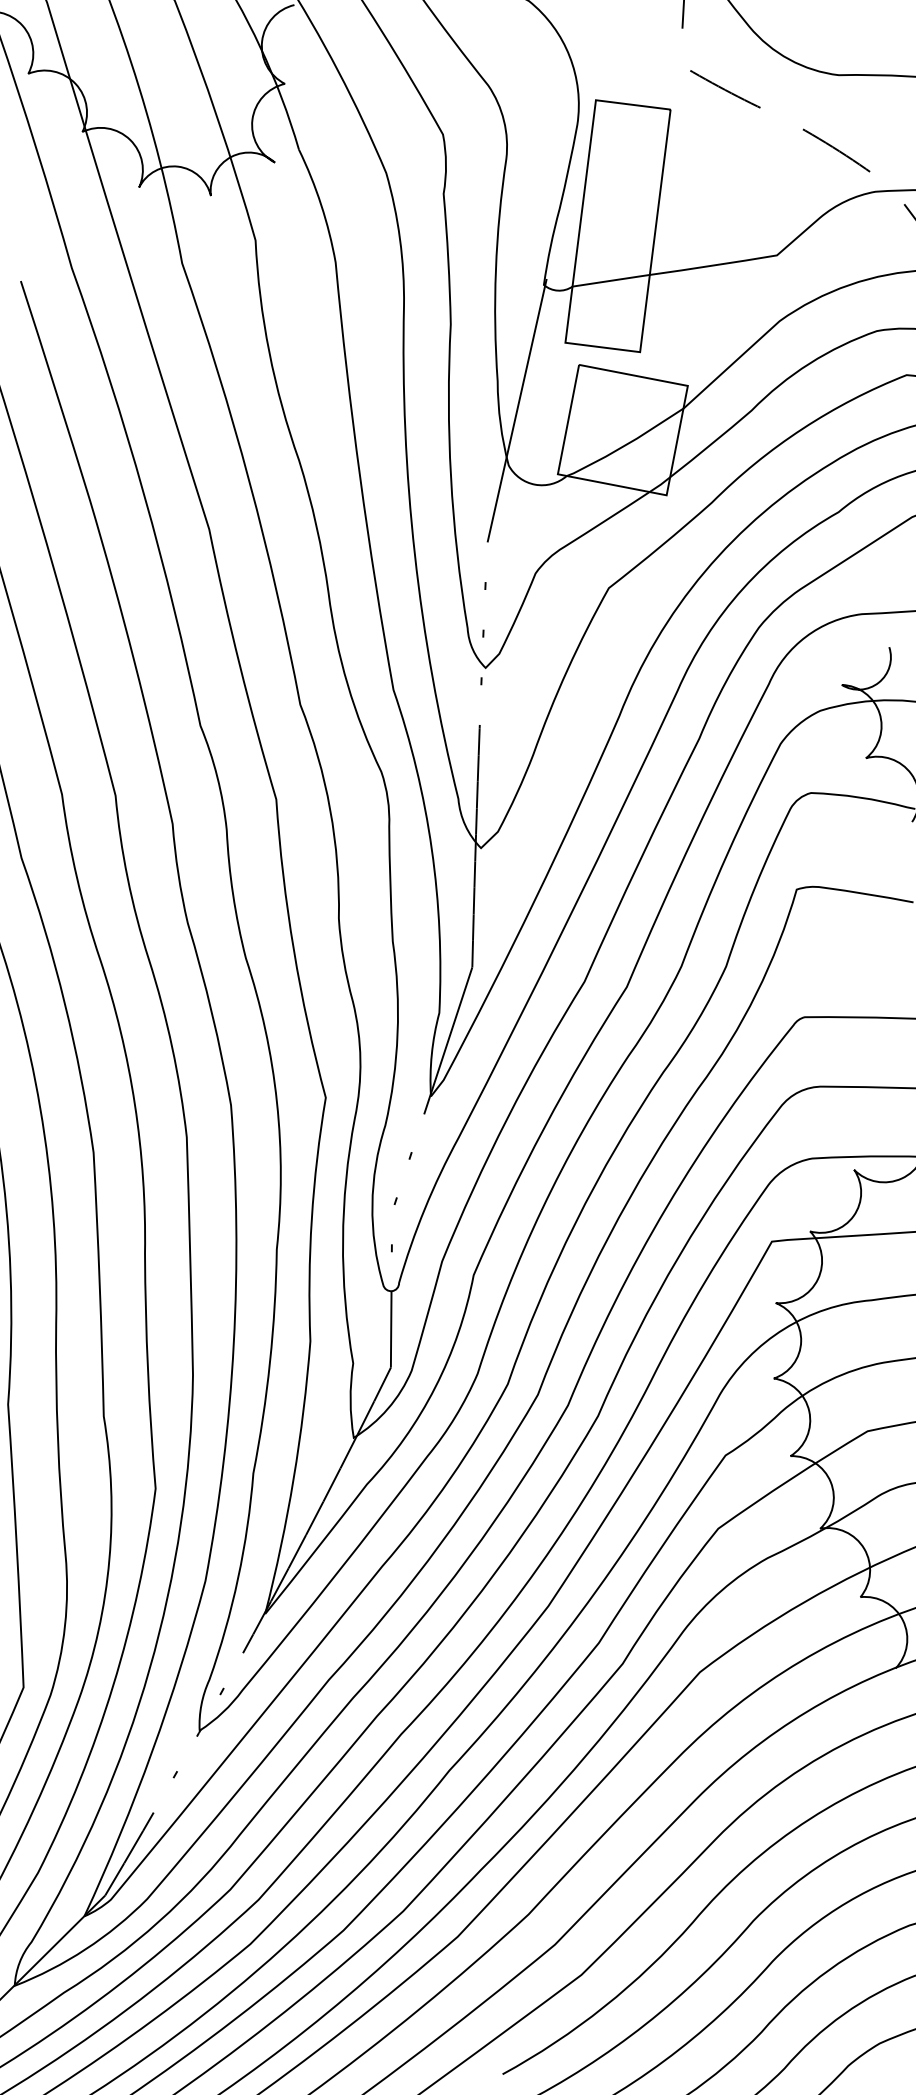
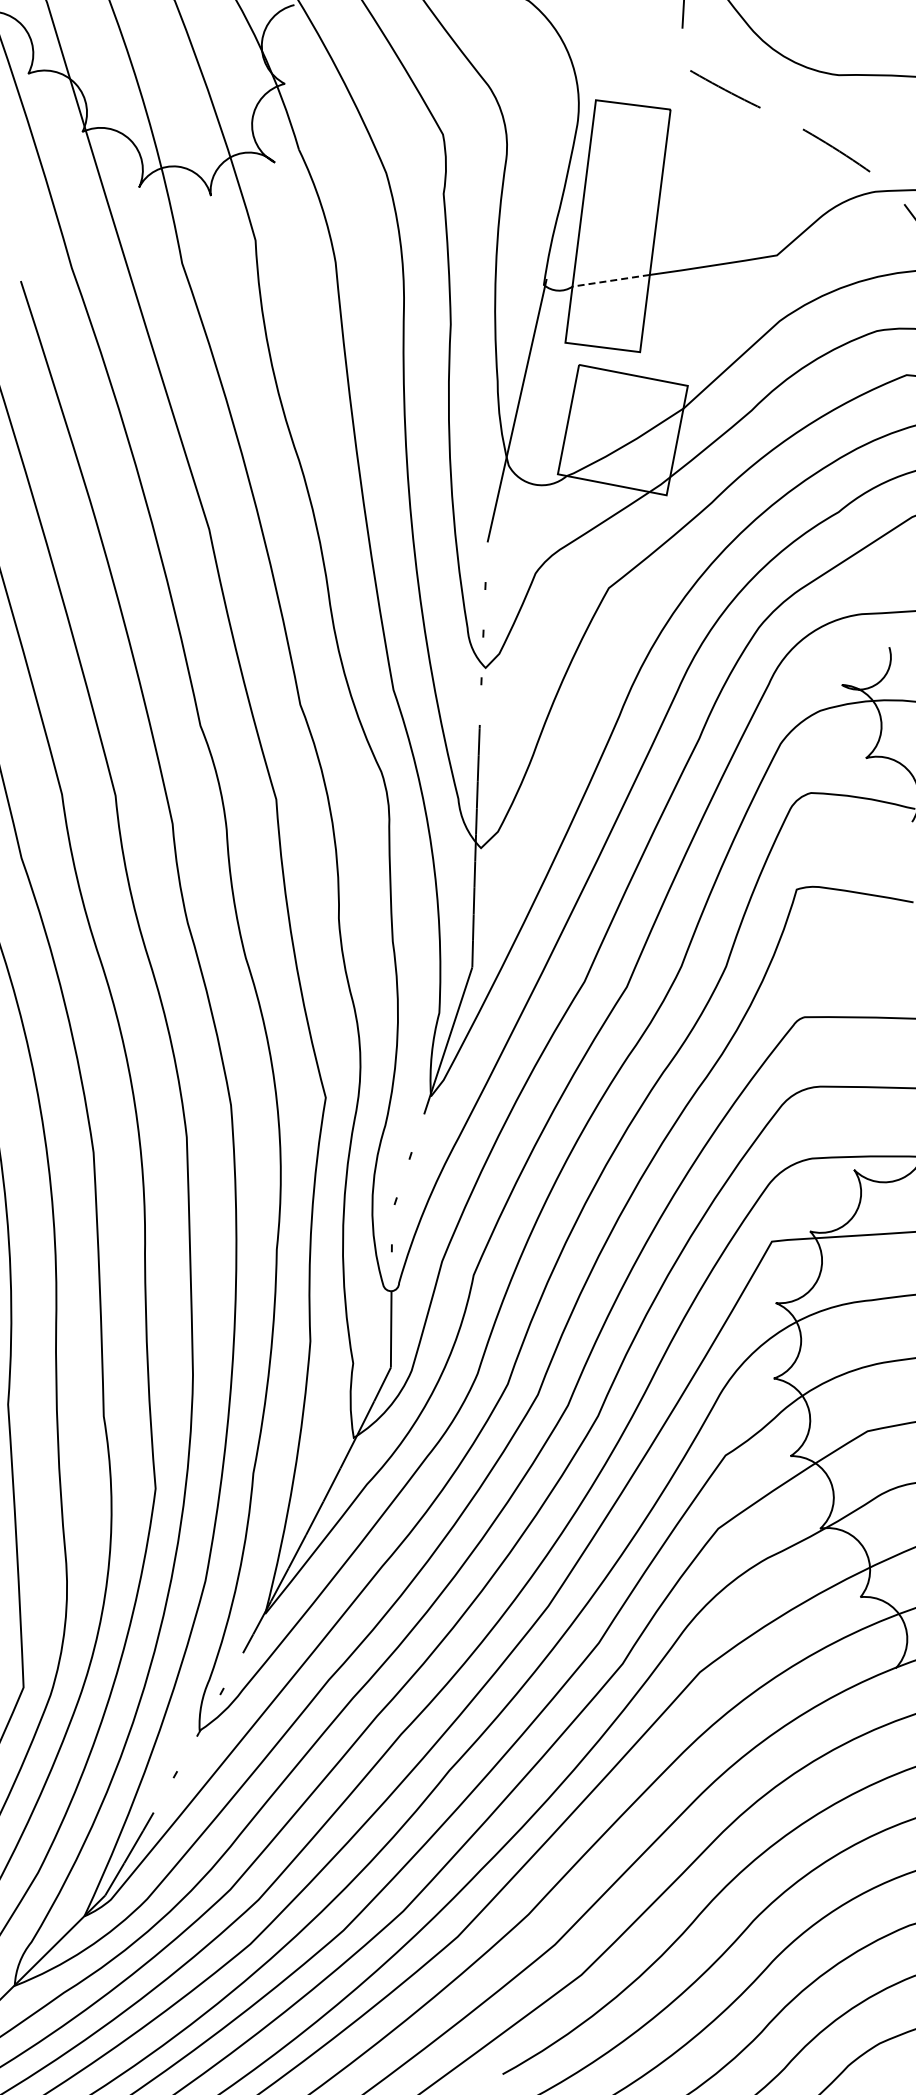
line: solid -> dashed (611, 280)
